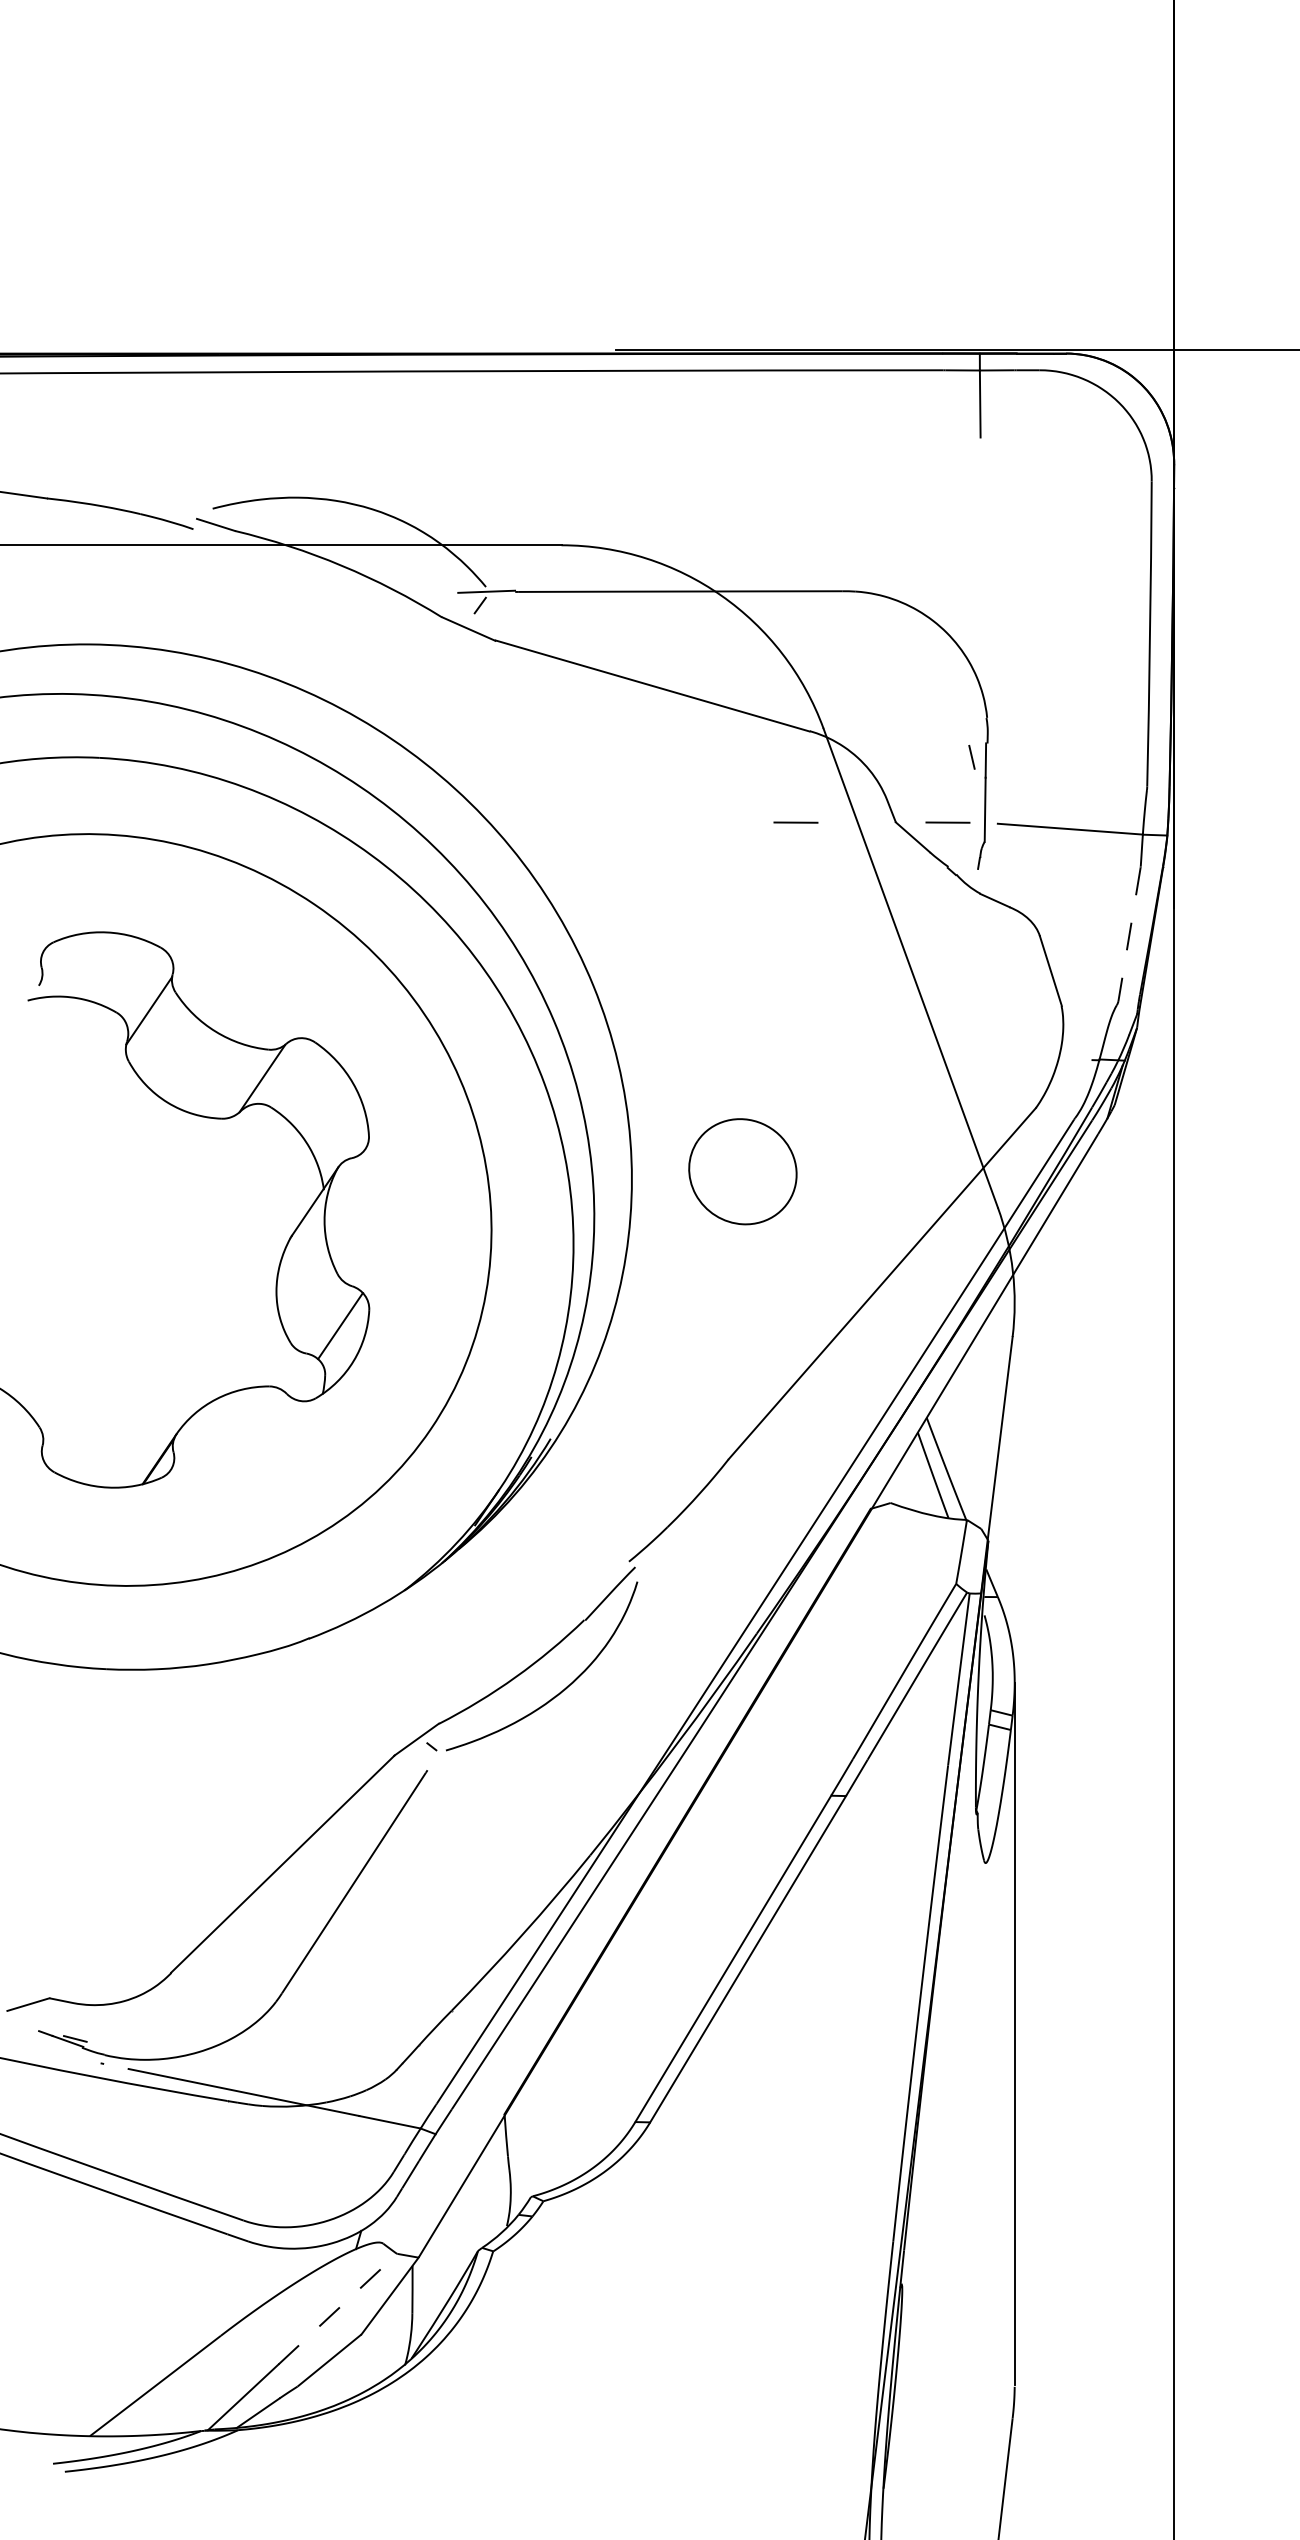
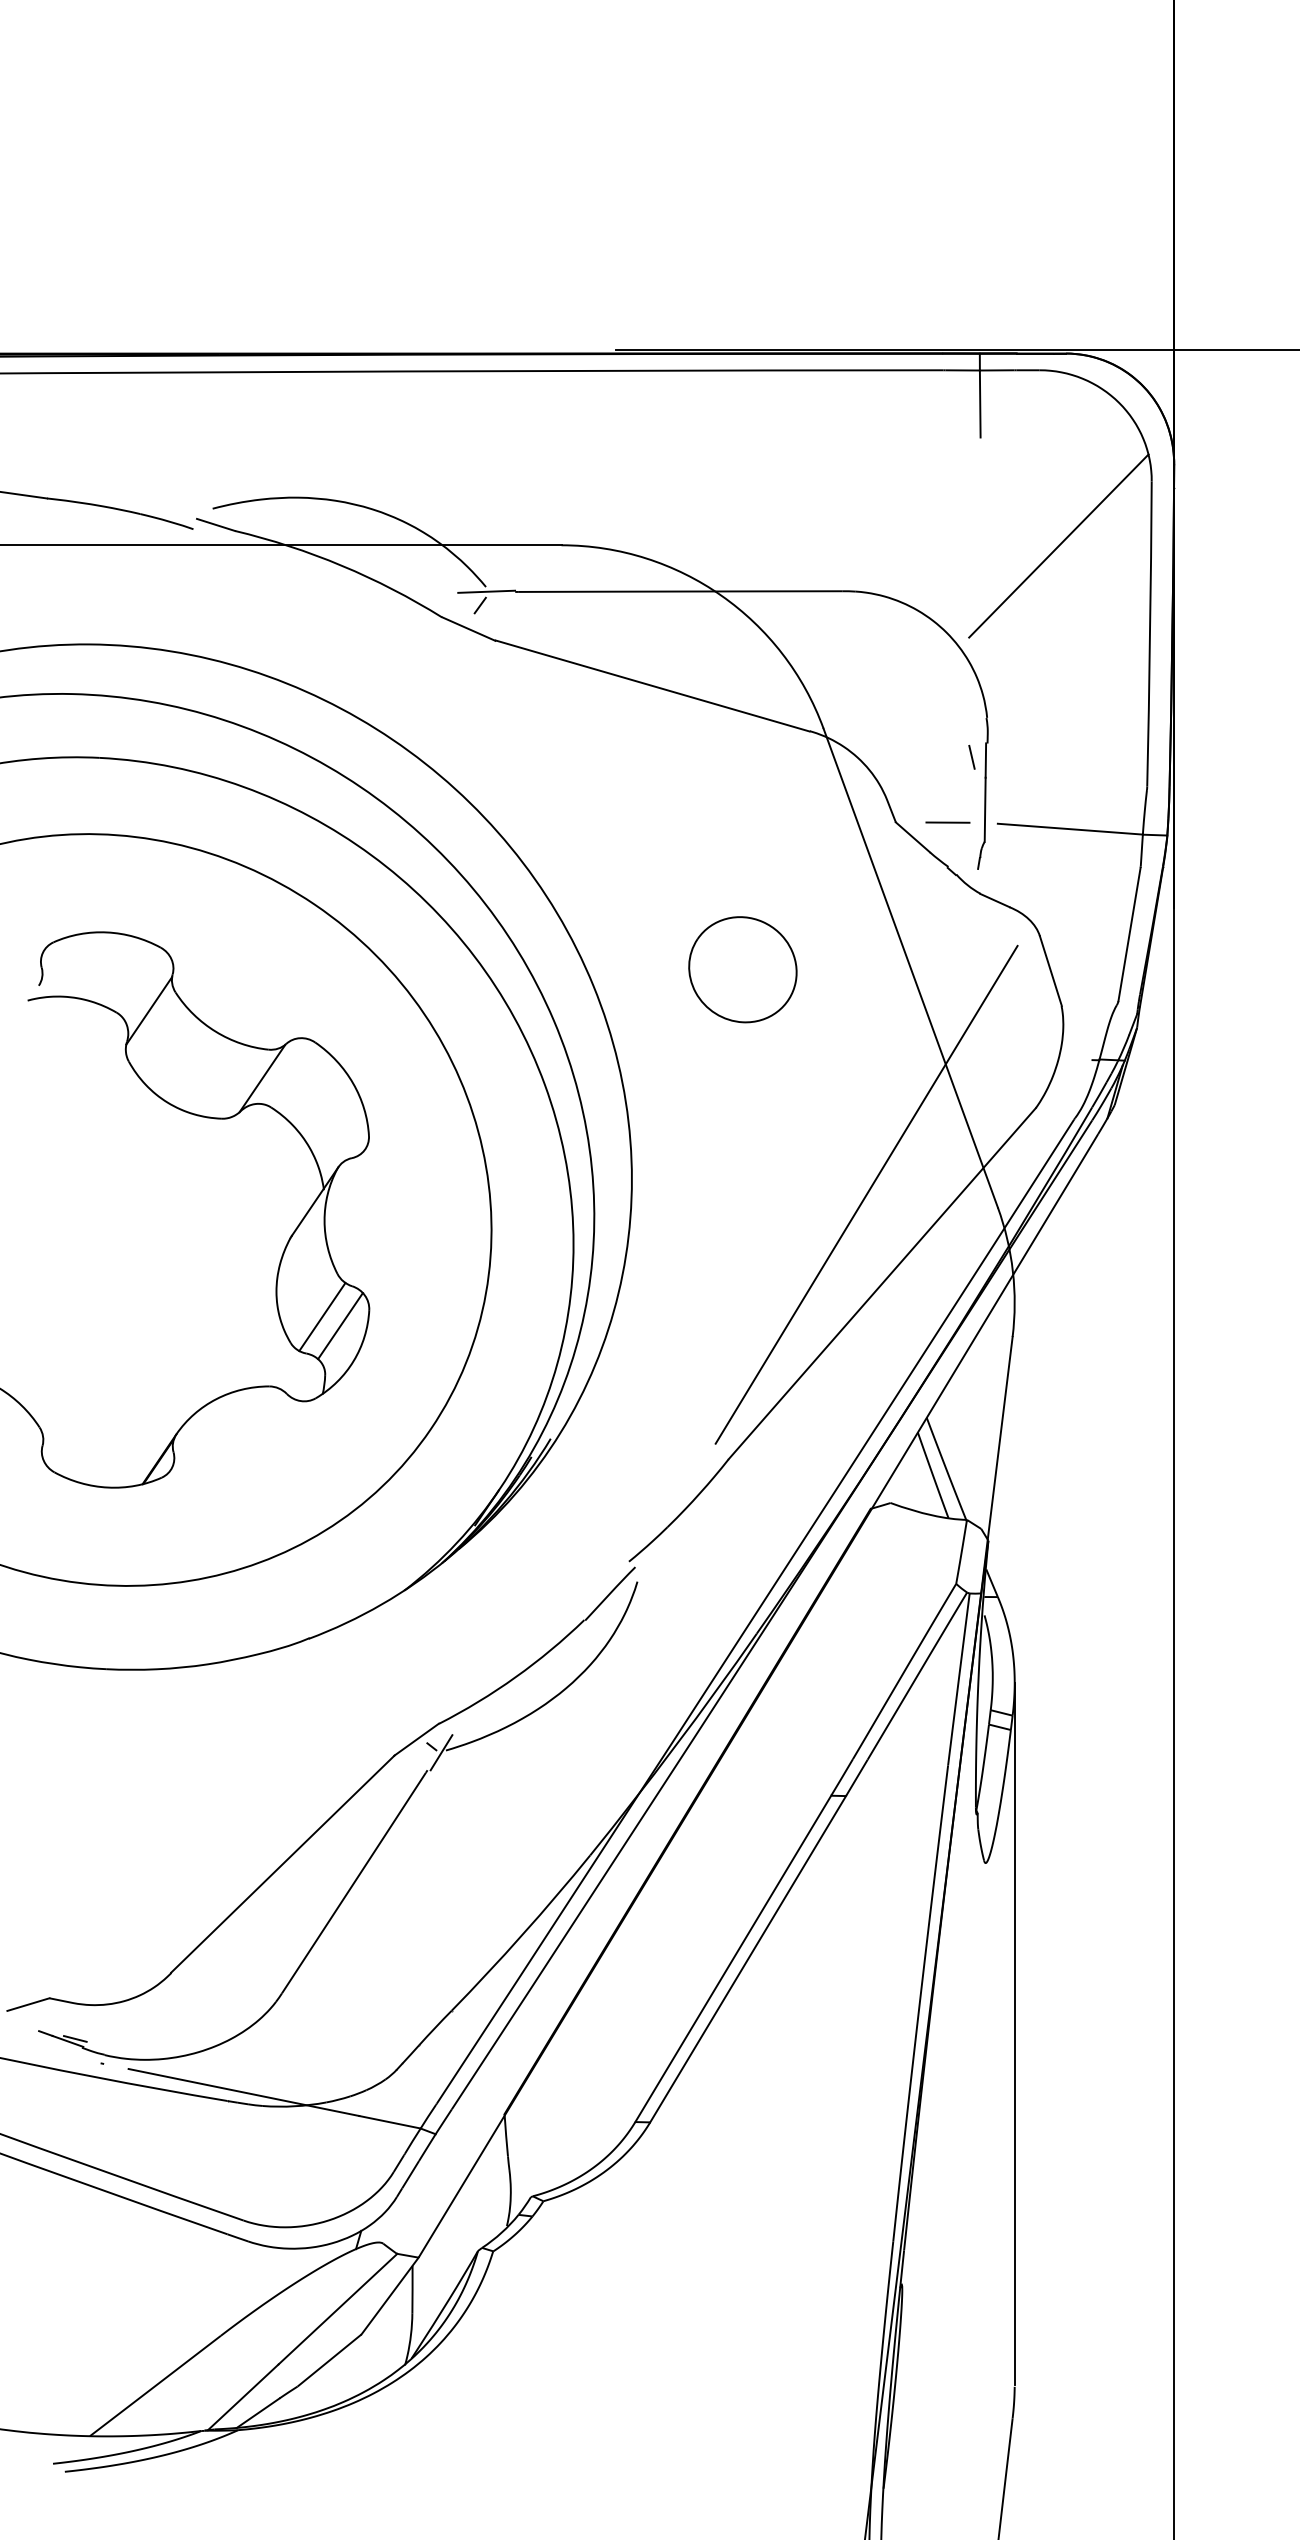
line: none -> present (1058, 545)
line: present -> none (795, 822)
line: dashed -> solid (1129, 934)
part position: (742, 1171) -> (742, 969) (742, 969)
line: none -> present (866, 1194)
line: none -> present (322, 1316)
line: none -> present (441, 1752)
line: dashed -> solid (338, 2308)
